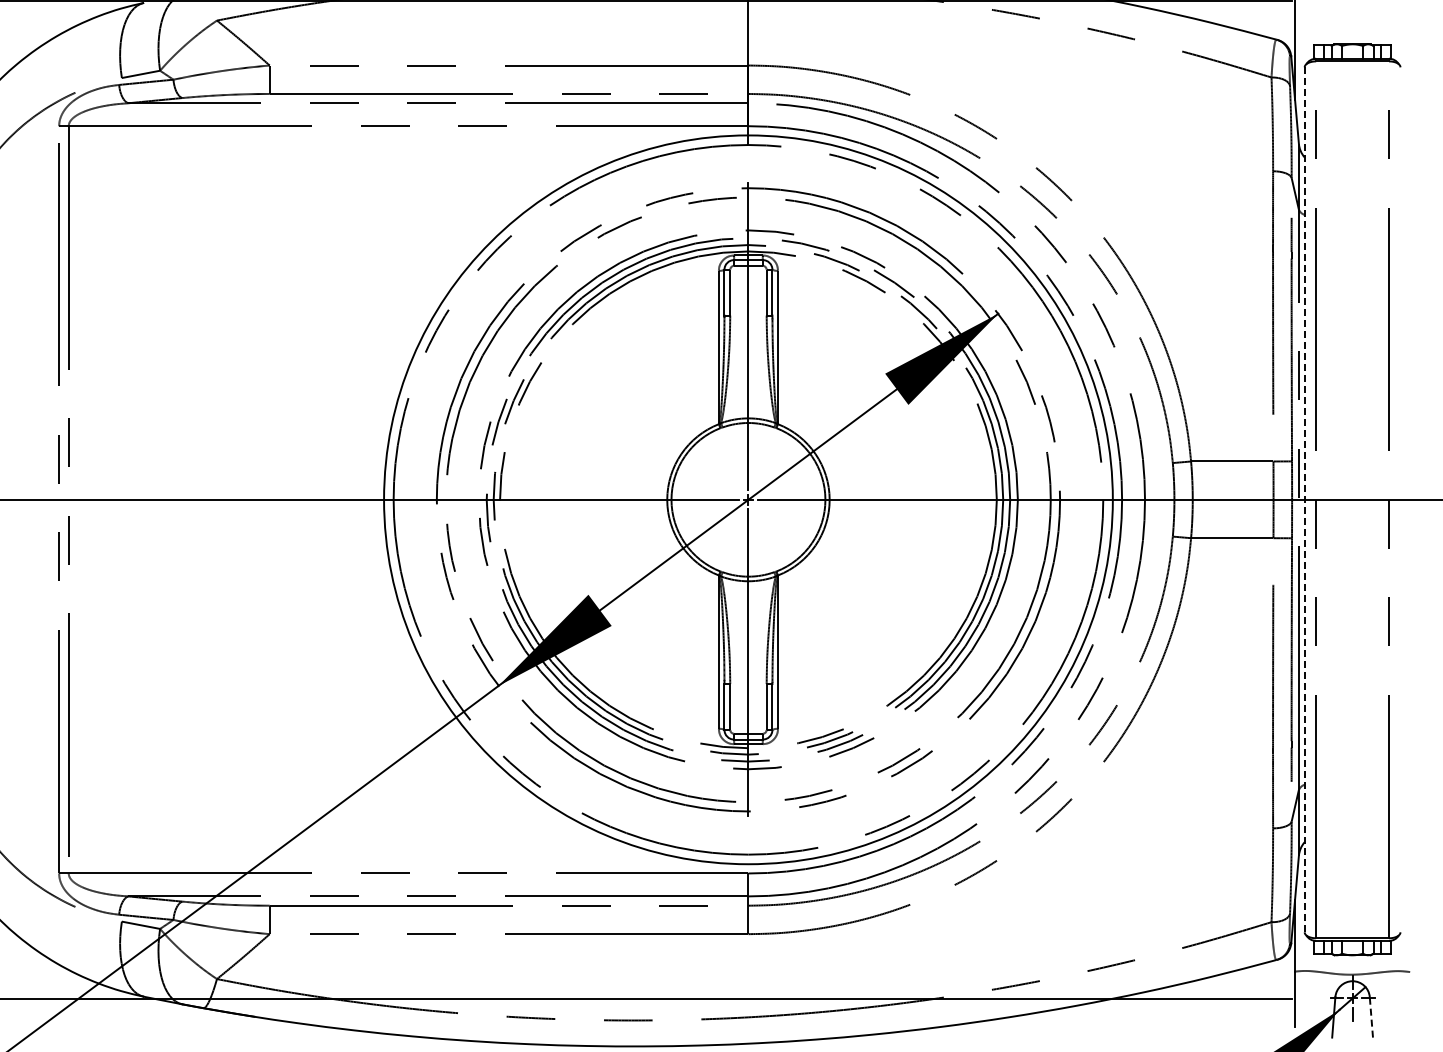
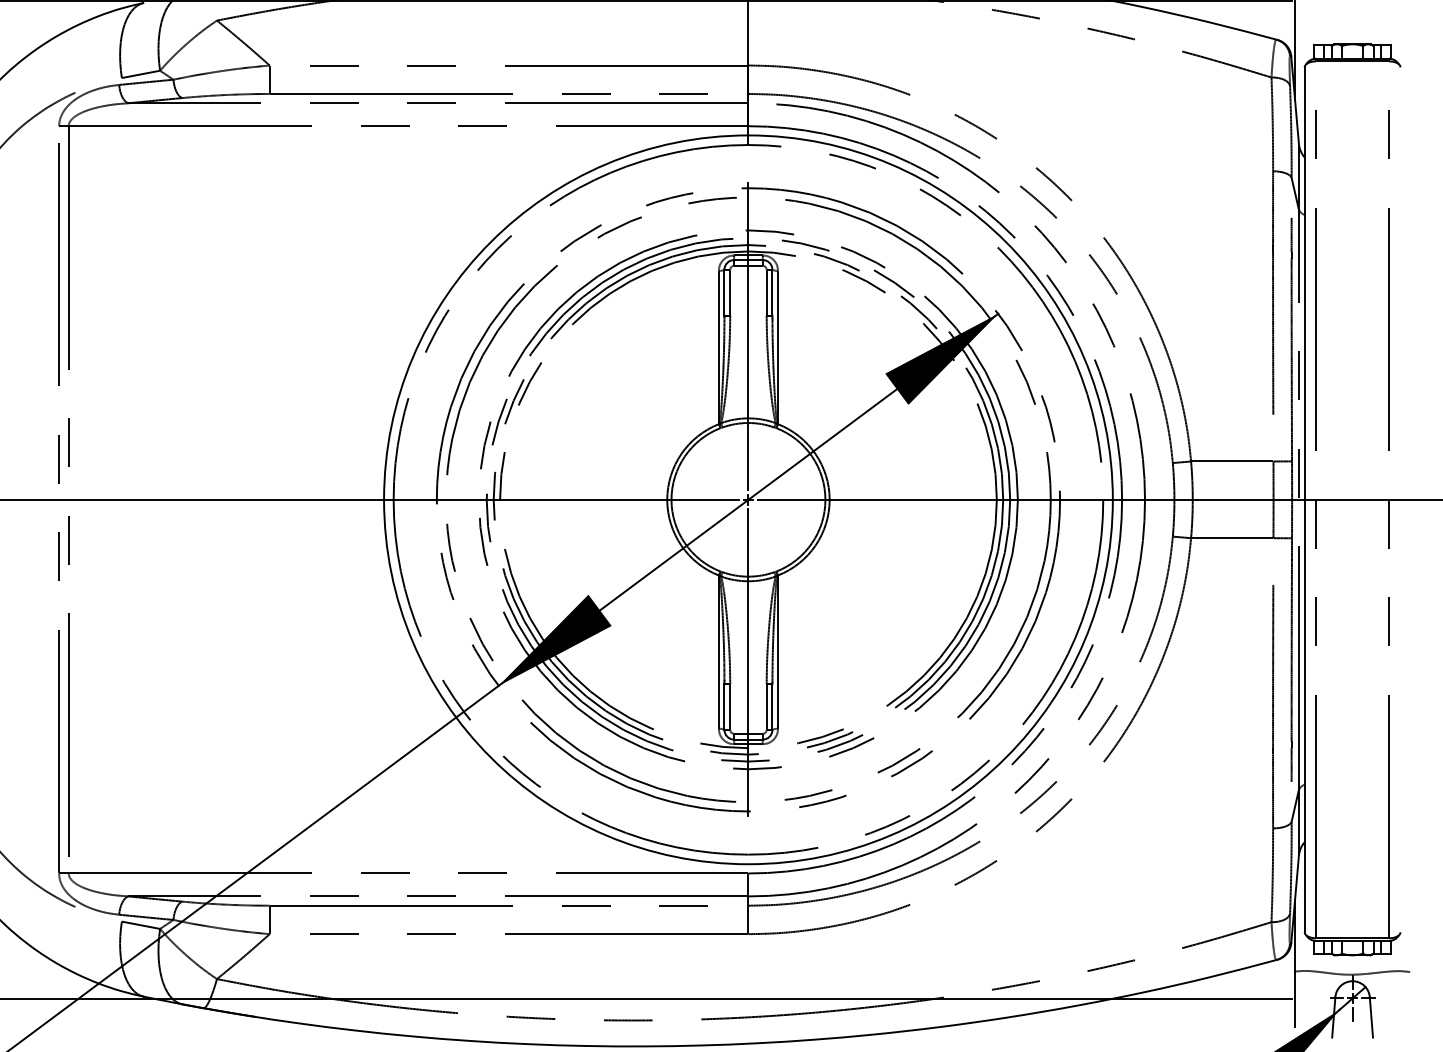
line: dashed -> solid (1304, 499)
line: dashed -> solid (1371, 1016)
